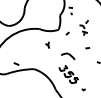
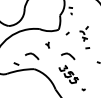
part position: (83, 27) -> (83, 33) (83, 33)
part: none -> present (32, 56)
